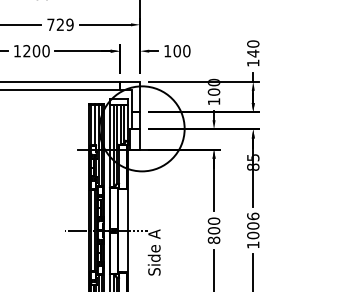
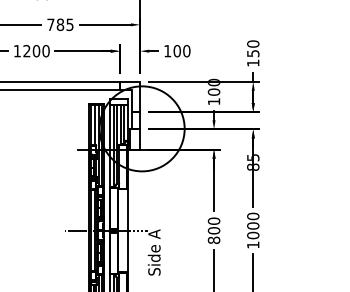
text: 729 -> 785 (64, 24)
text: 140 -> 150 (253, 53)
text: 1006 -> 1000 (253, 215)
